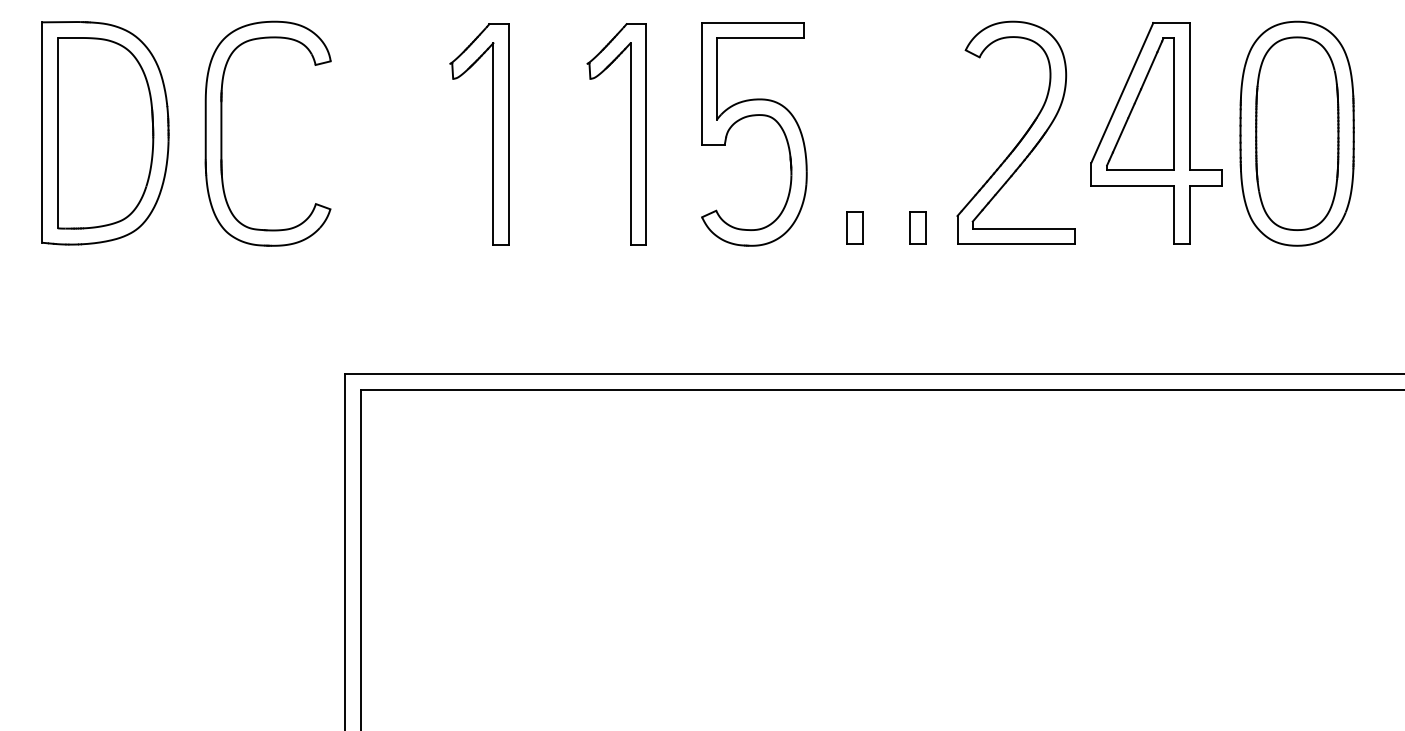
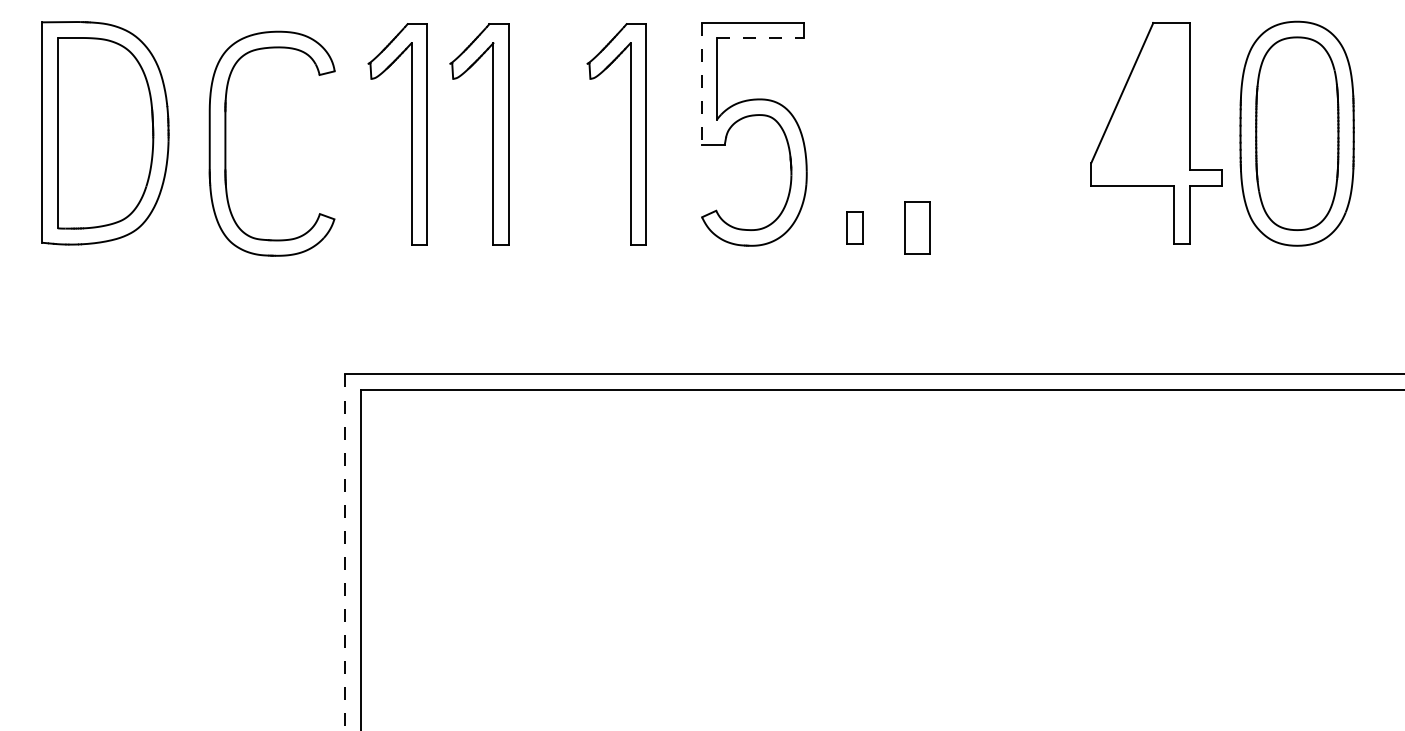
line: solid -> dashed (760, 38)
line: solid -> dashed (701, 83)
part: present -> none (1140, 103)
part position: (222, 133) -> (226, 143) (226, 143)
part: none -> present (411, 134)
part: present -> none (1021, 137)
part size: 18x34 px -> 27x54 px (917, 227)
line: solid -> dashed (344, 553)
